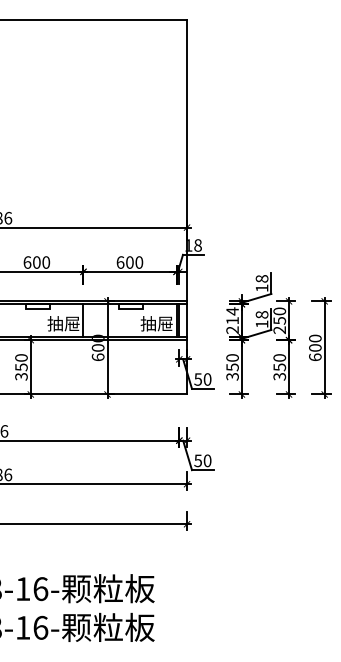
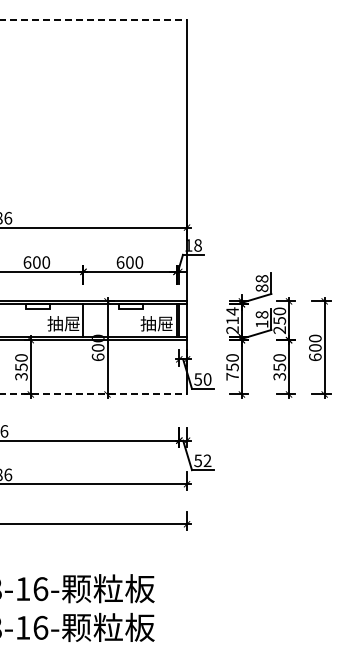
line: solid -> dashed (94, 19)
text: 18 -> 88 (261, 288)
text: 350 -> 750 (232, 376)
line: solid -> dashed (94, 394)
text: 50 -> 52 (207, 460)
